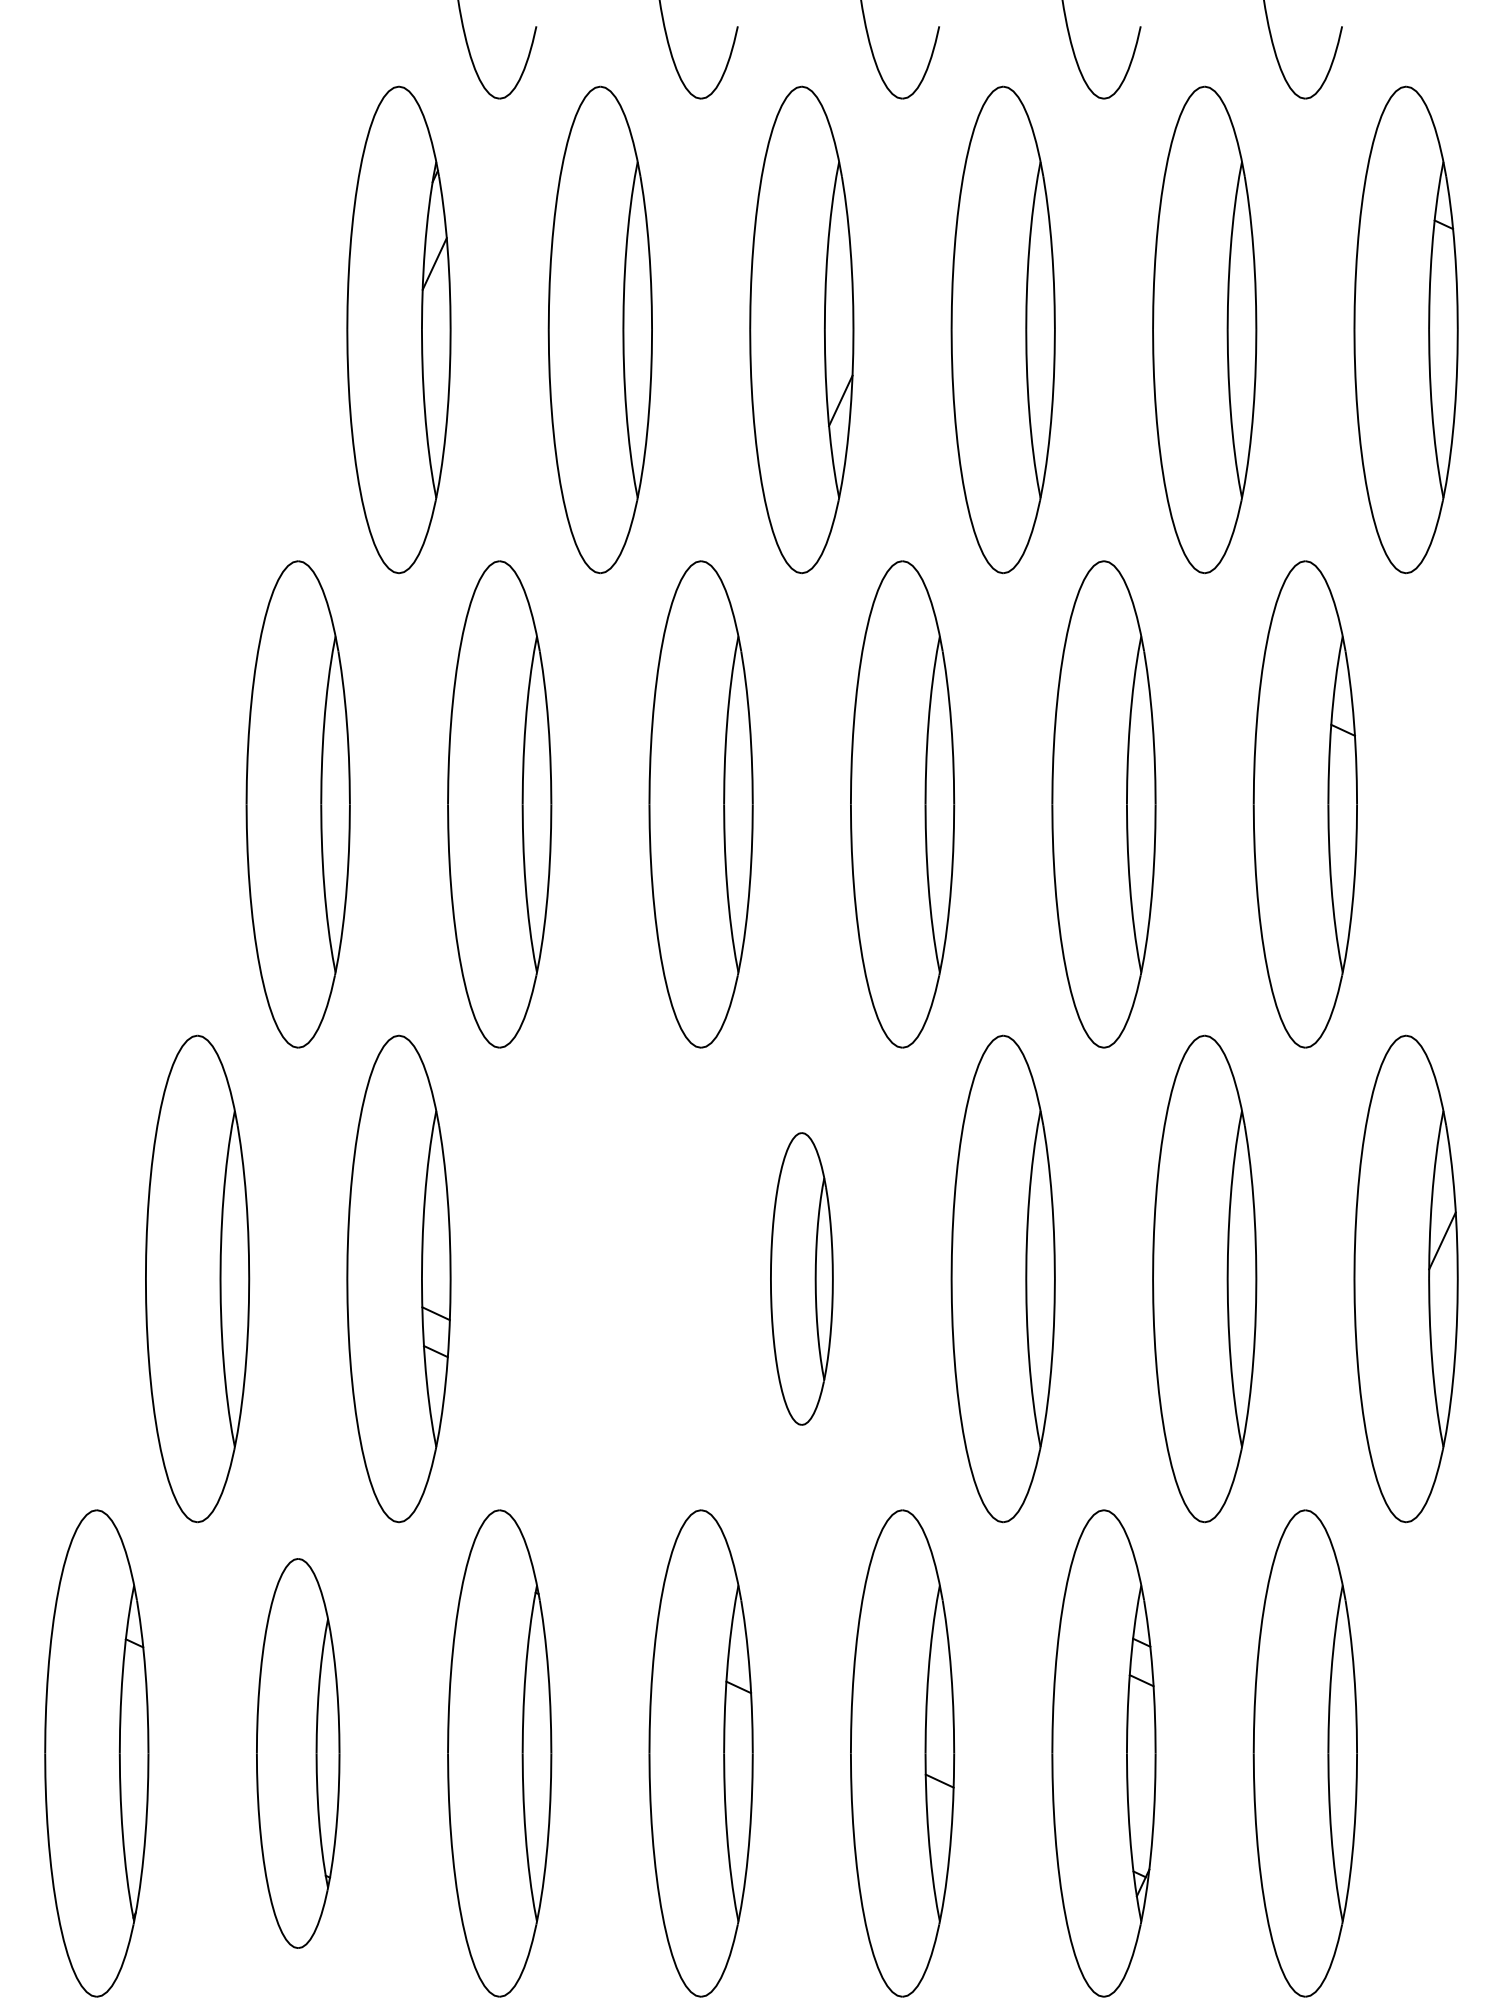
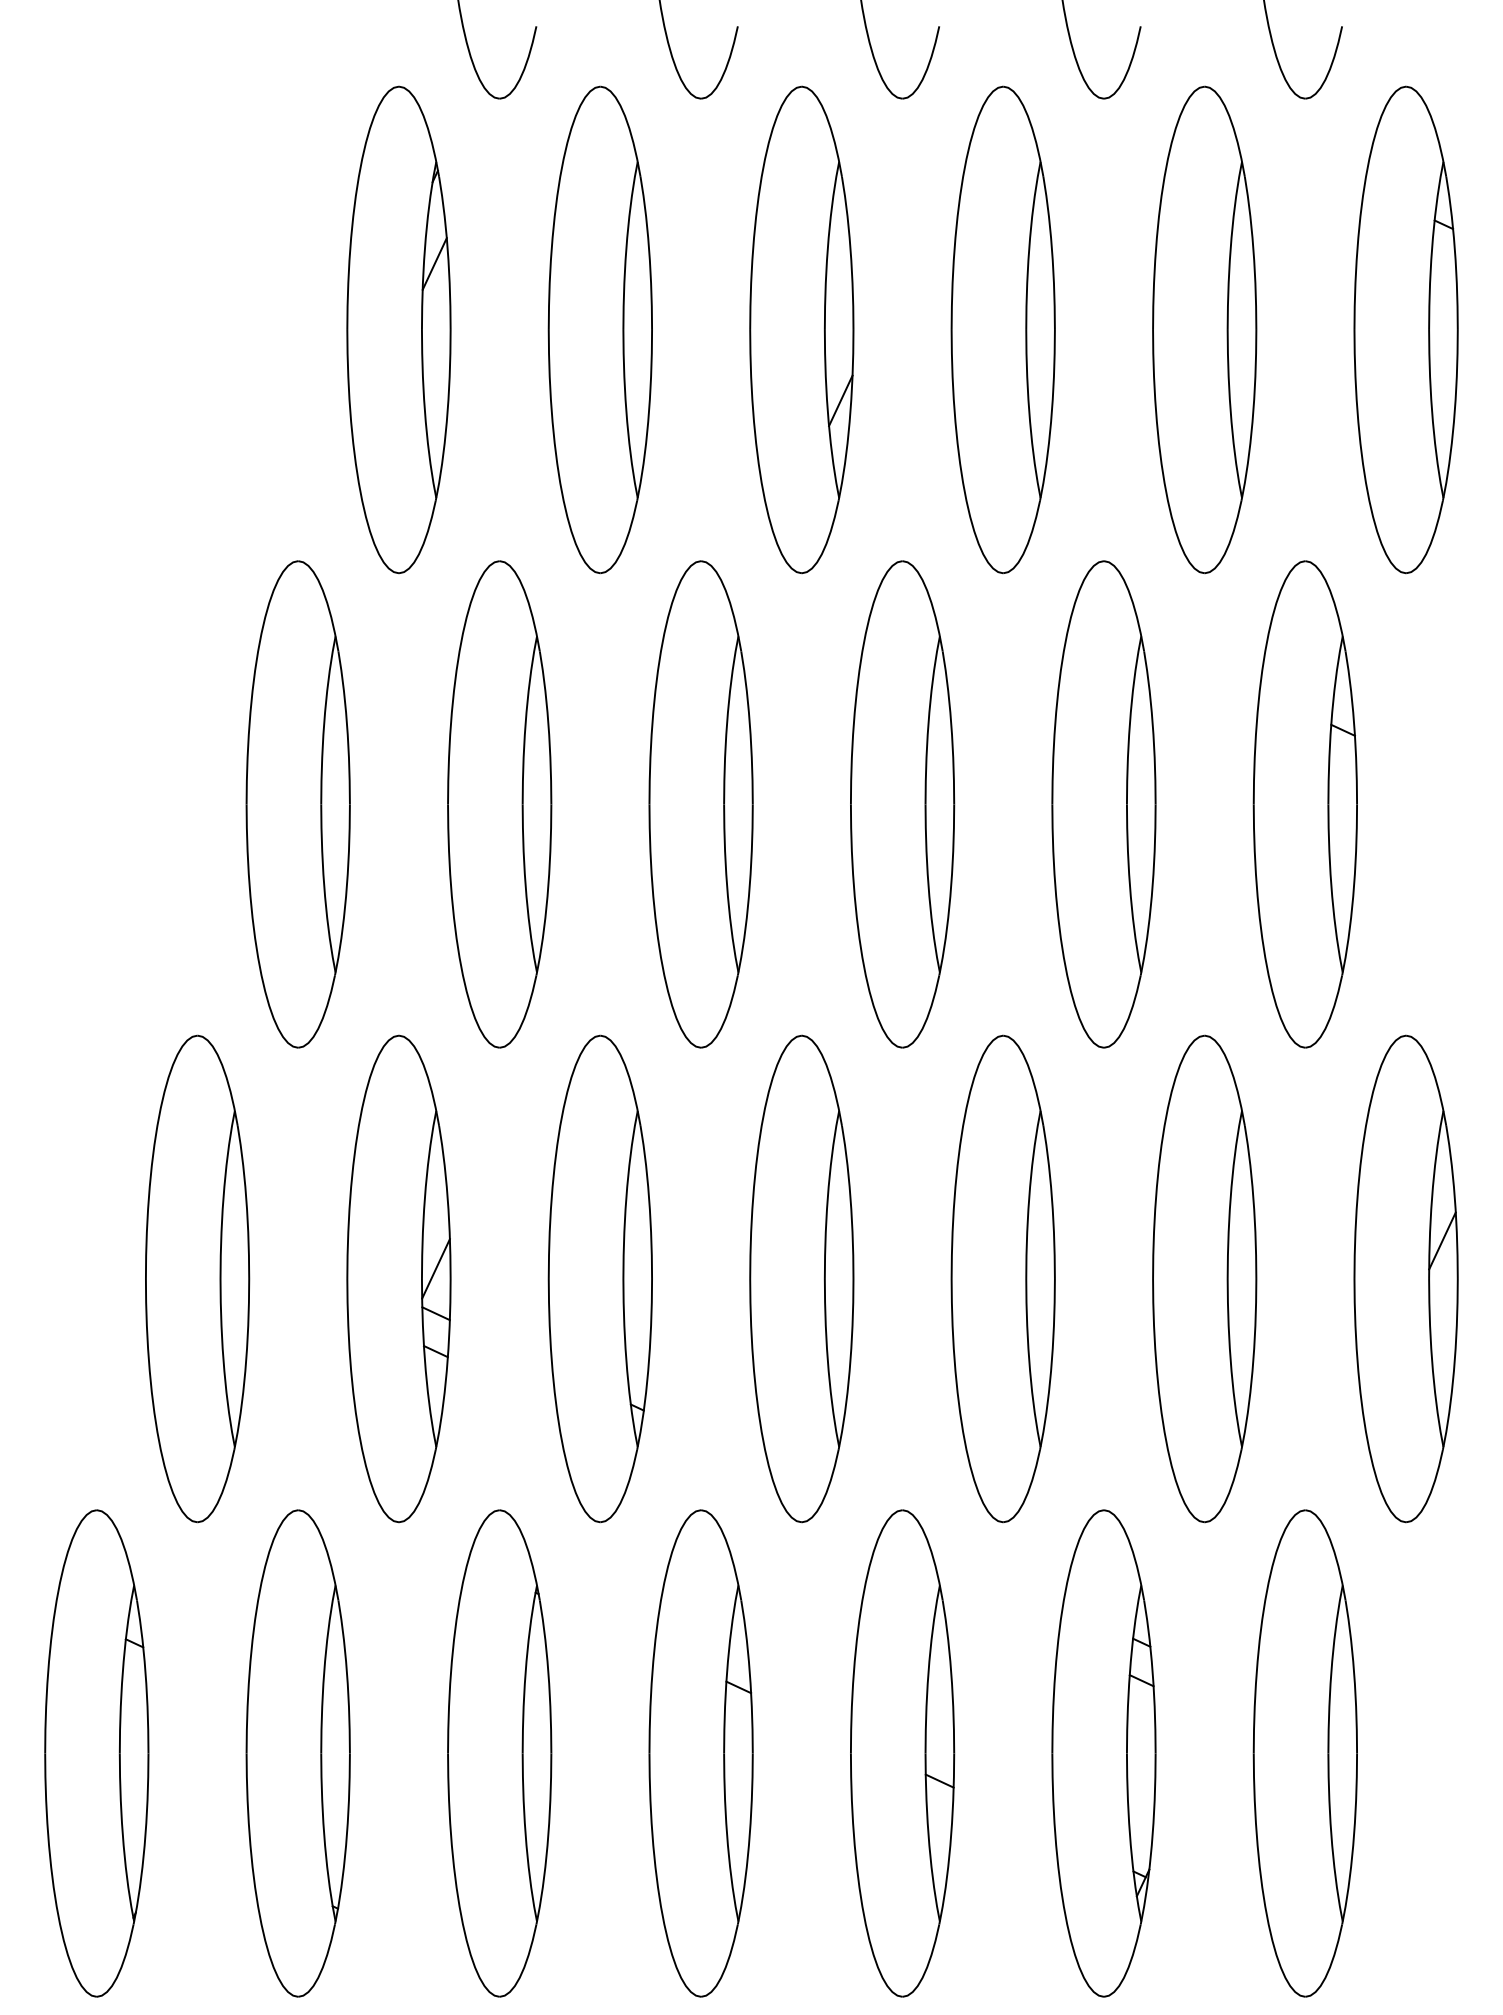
line: none -> present (435, 1268)
part: none -> present (599, 1278)
part size: 64x294 px -> 106x490 px (801, 1278)
part size: 85x391 px -> 106x489 px (297, 1753)
